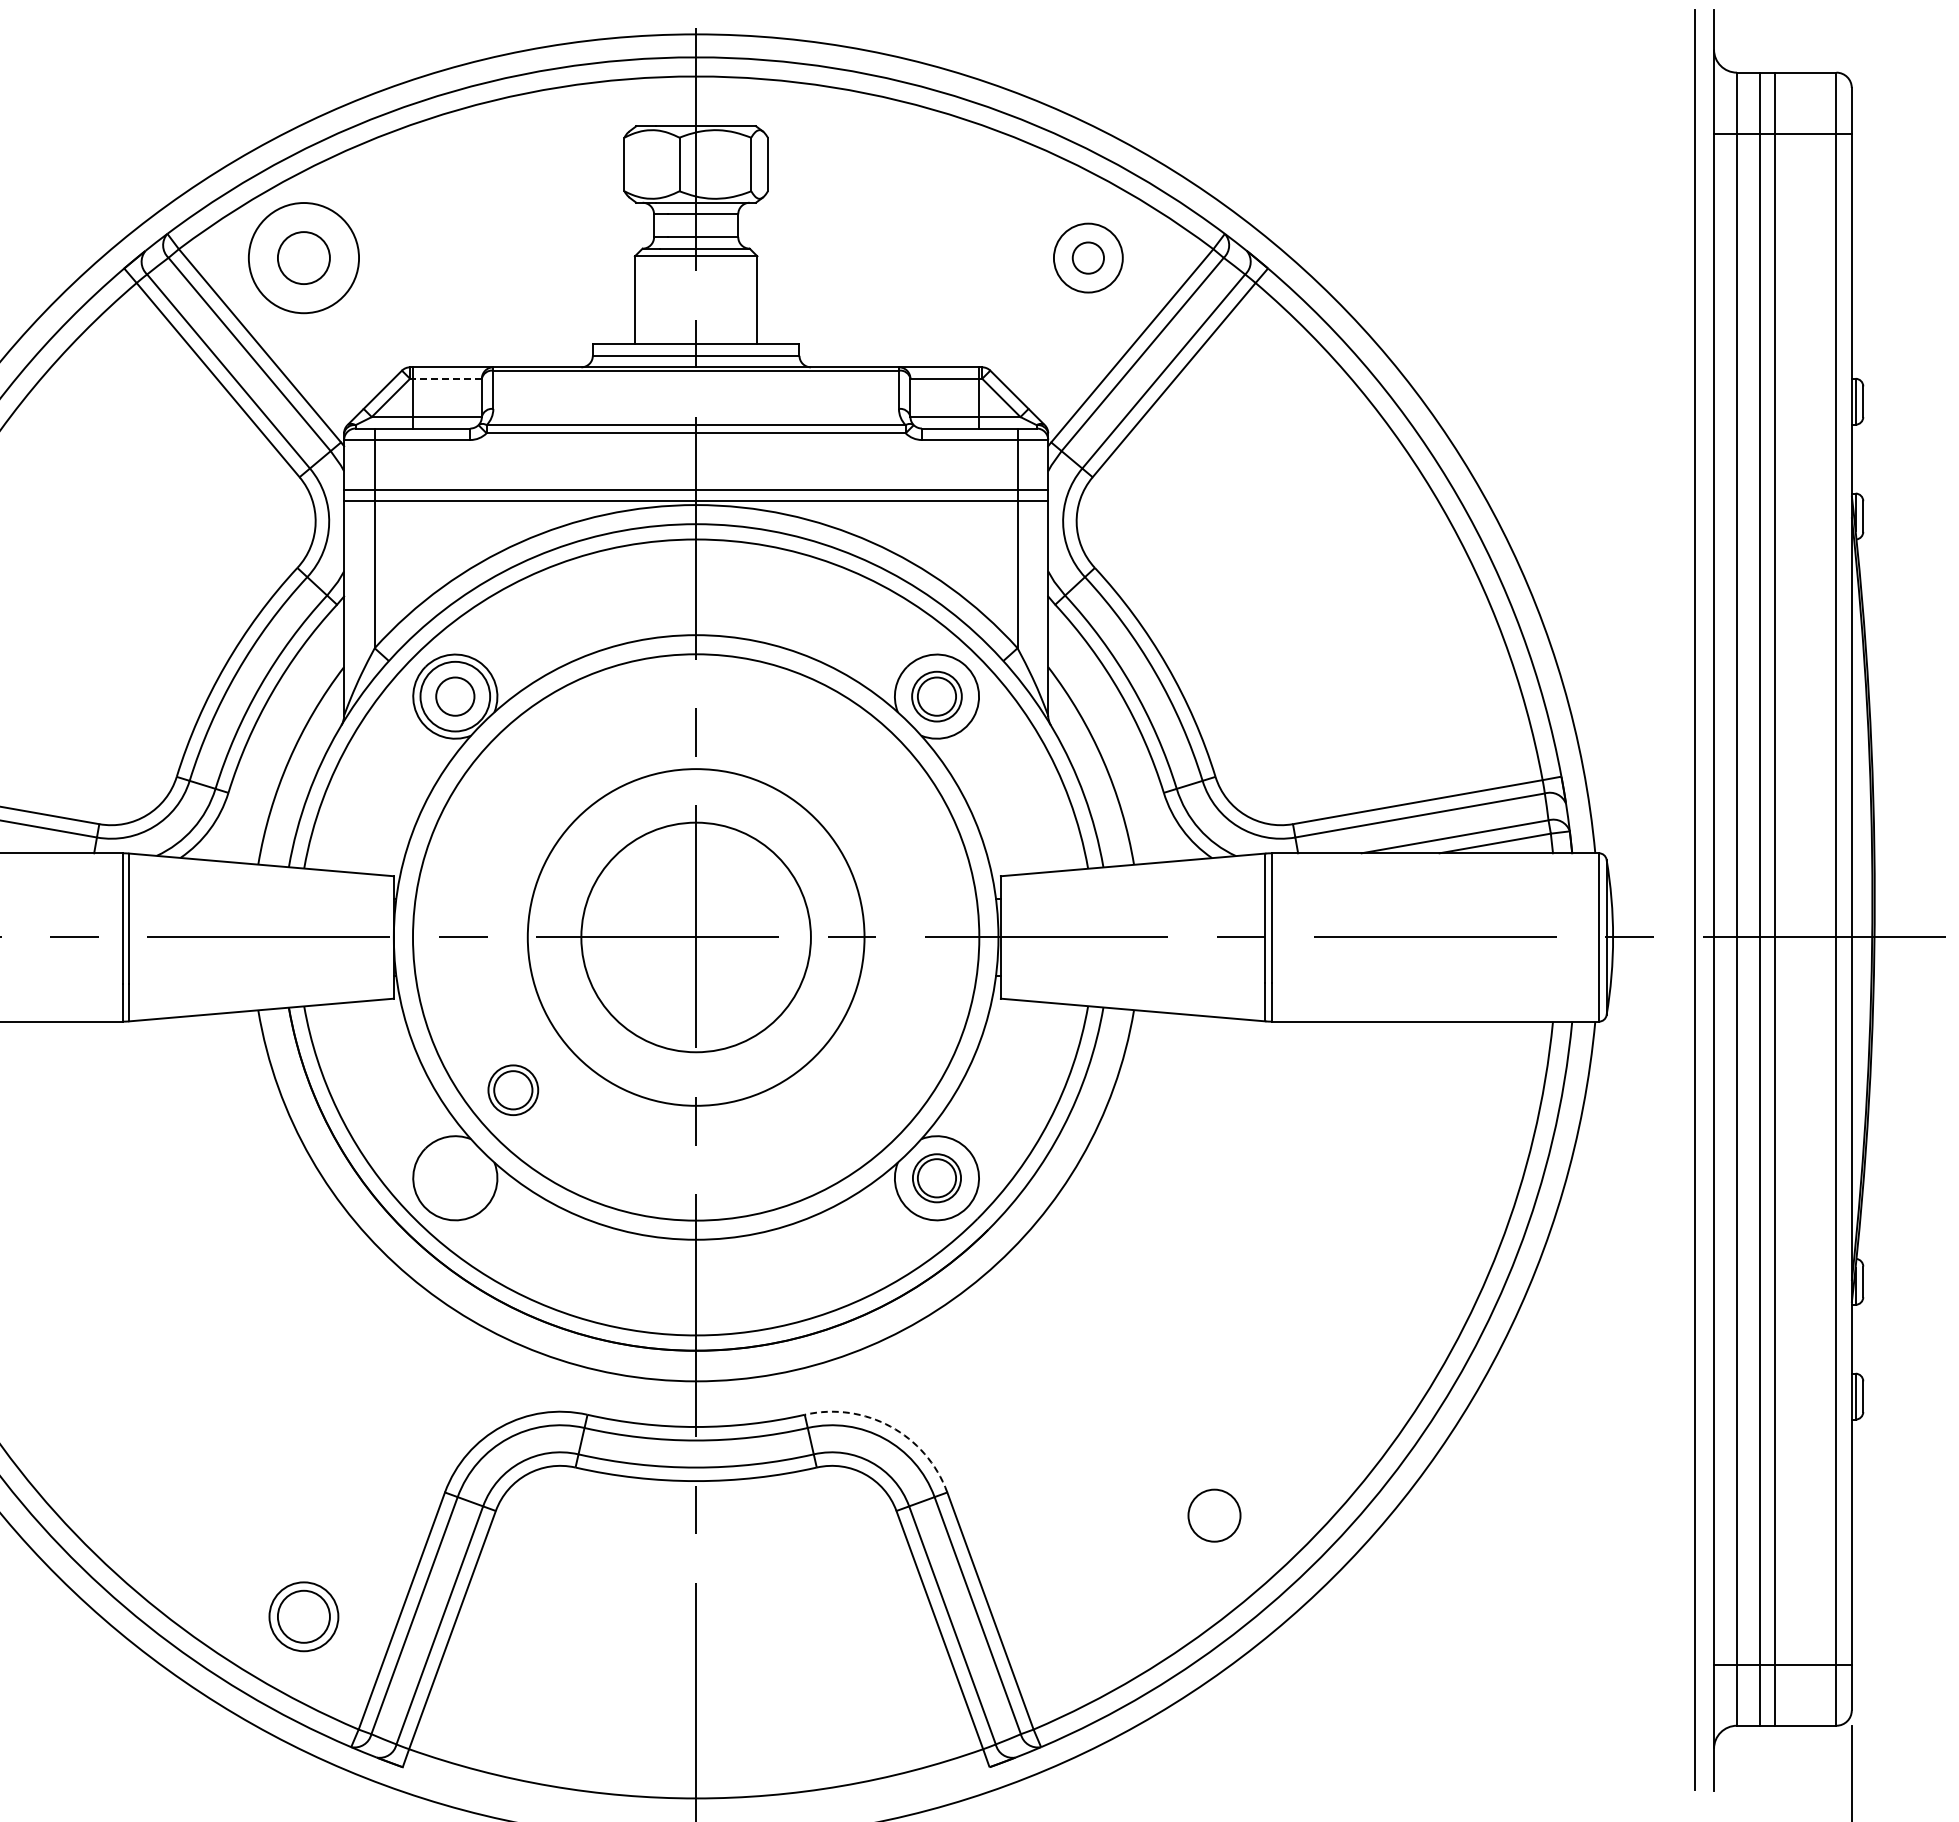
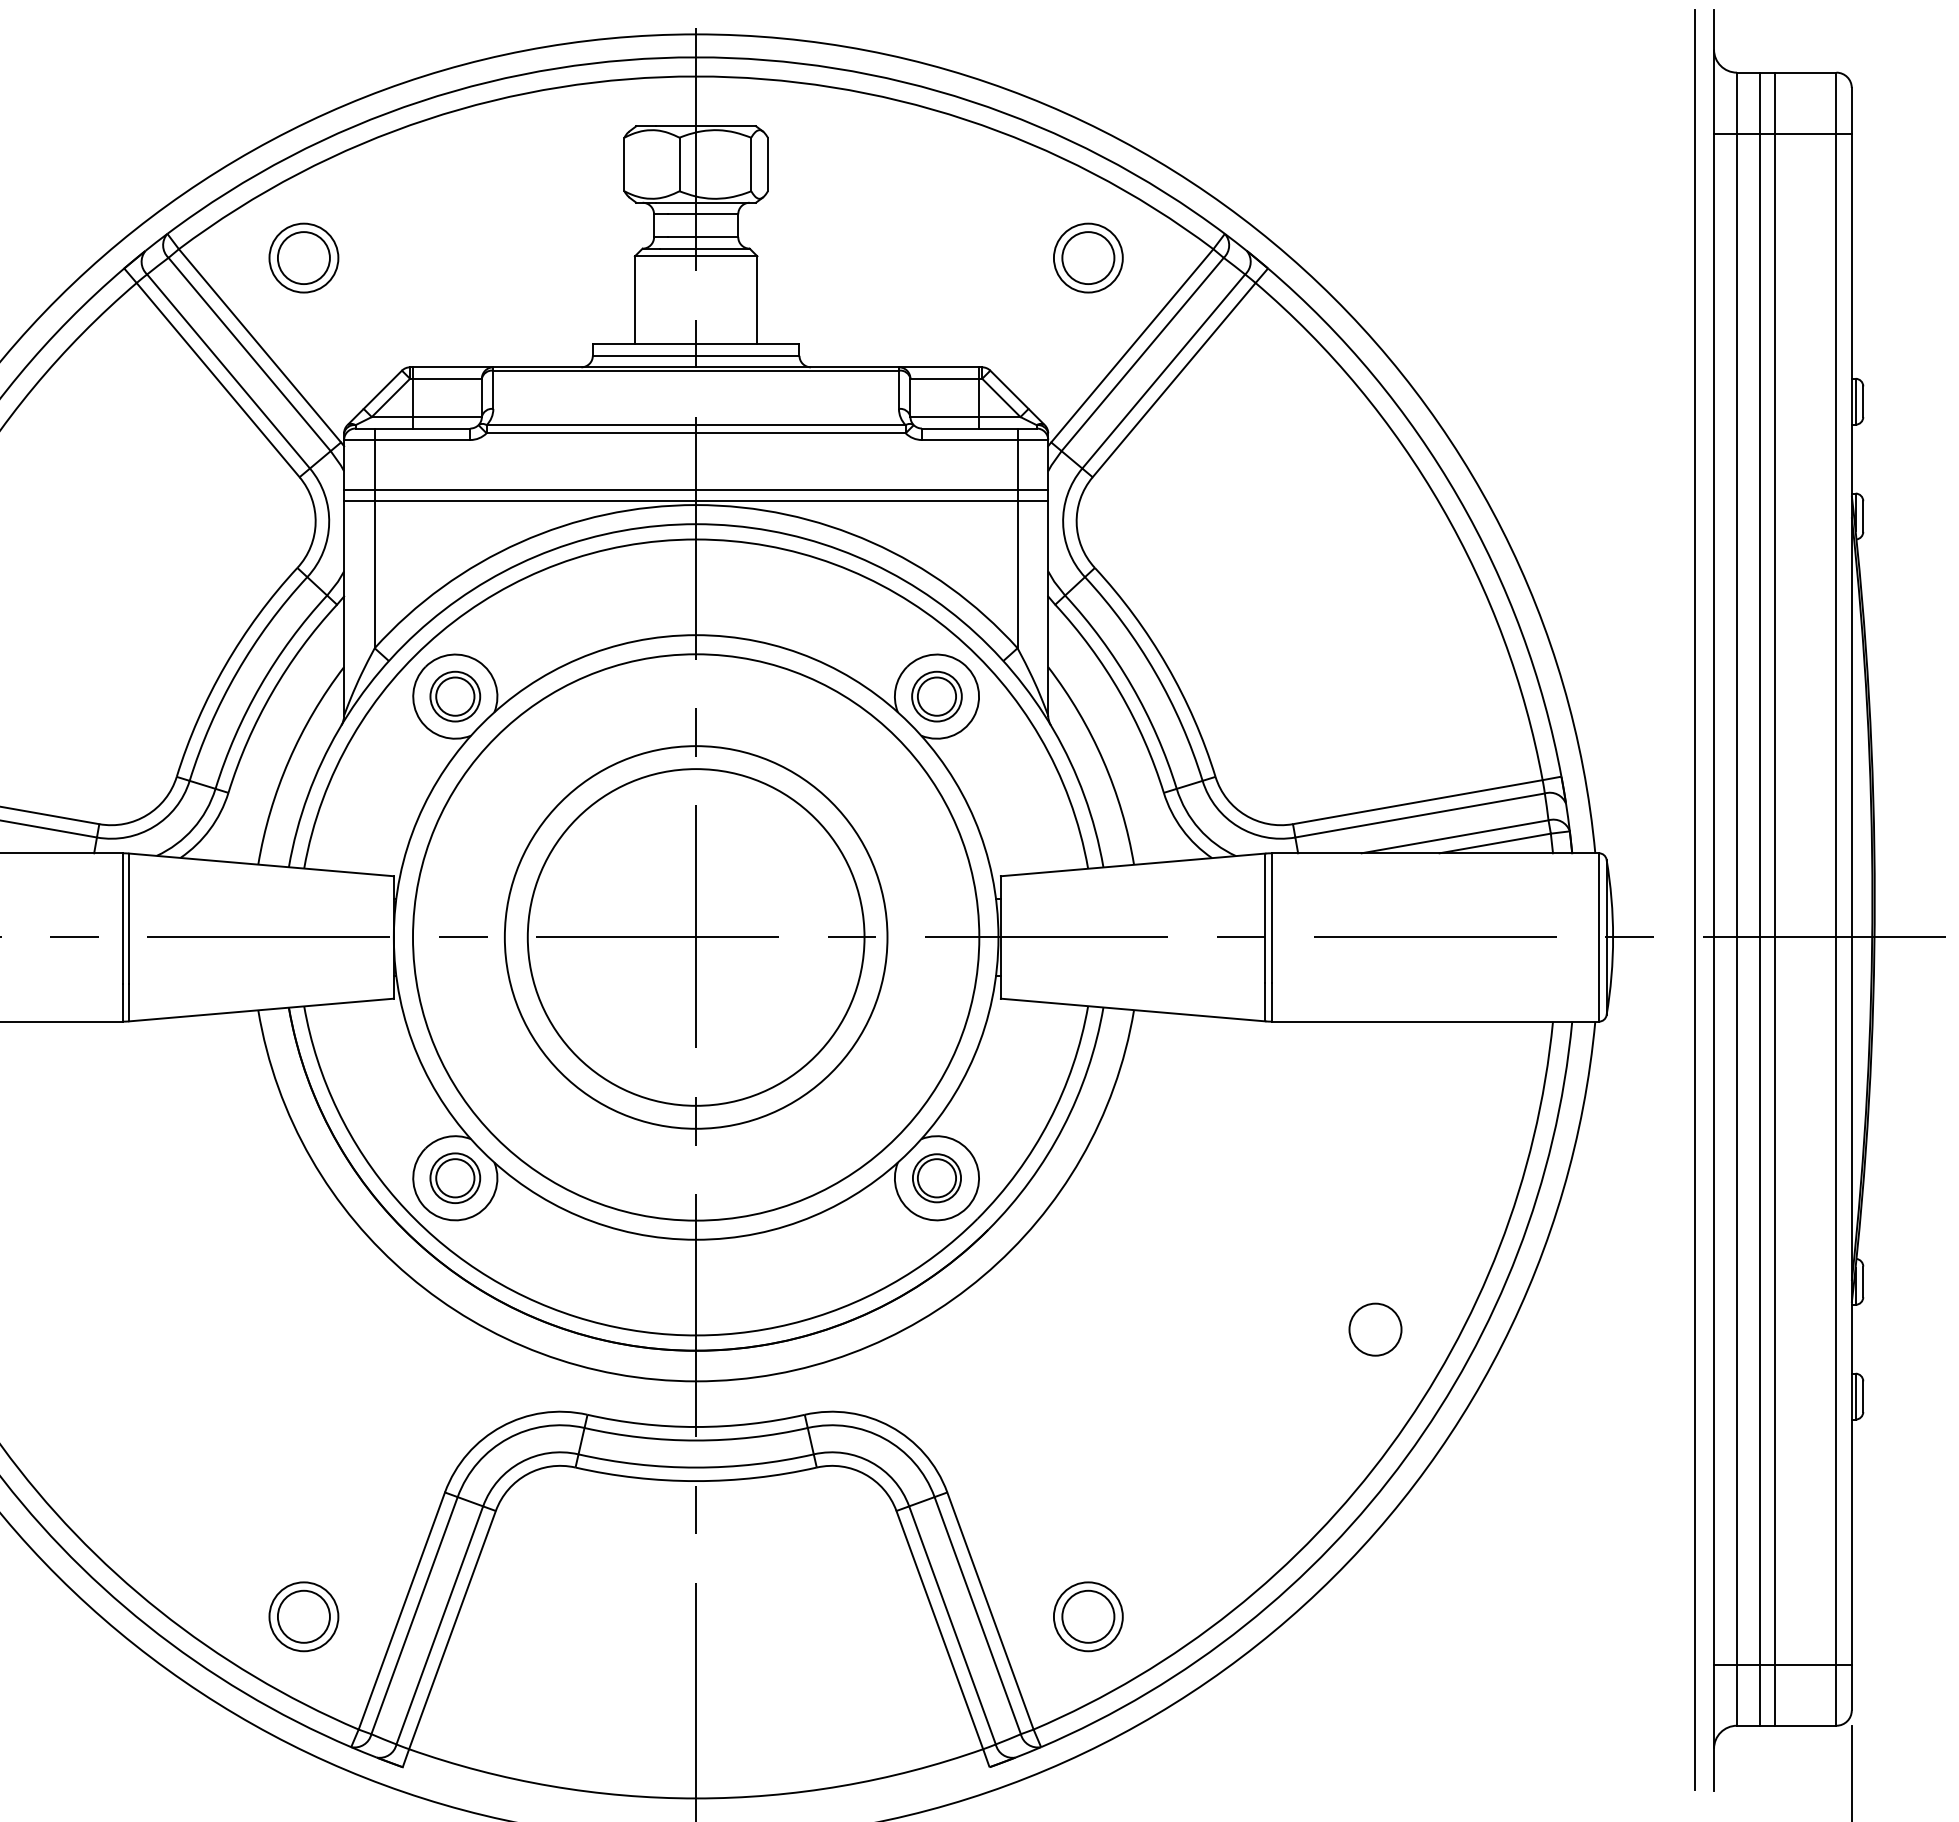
circle diameter: 31 px -> 52 px (1088, 258)
circle diameter: 110 px -> 69 px (303, 257)
line: dashed -> solid (446, 378)
circle diameter: 70 px -> 50 px (455, 696)
circle diameter: 230 px -> 383 px (695, 937)
part position: (513, 1089) -> (455, 1177) (455, 1177)
arc: dashed -> solid (890, 1426)
circle position: (1214, 1515) -> (1375, 1329) (1375, 1329)
part: none -> present (1088, 1616)
